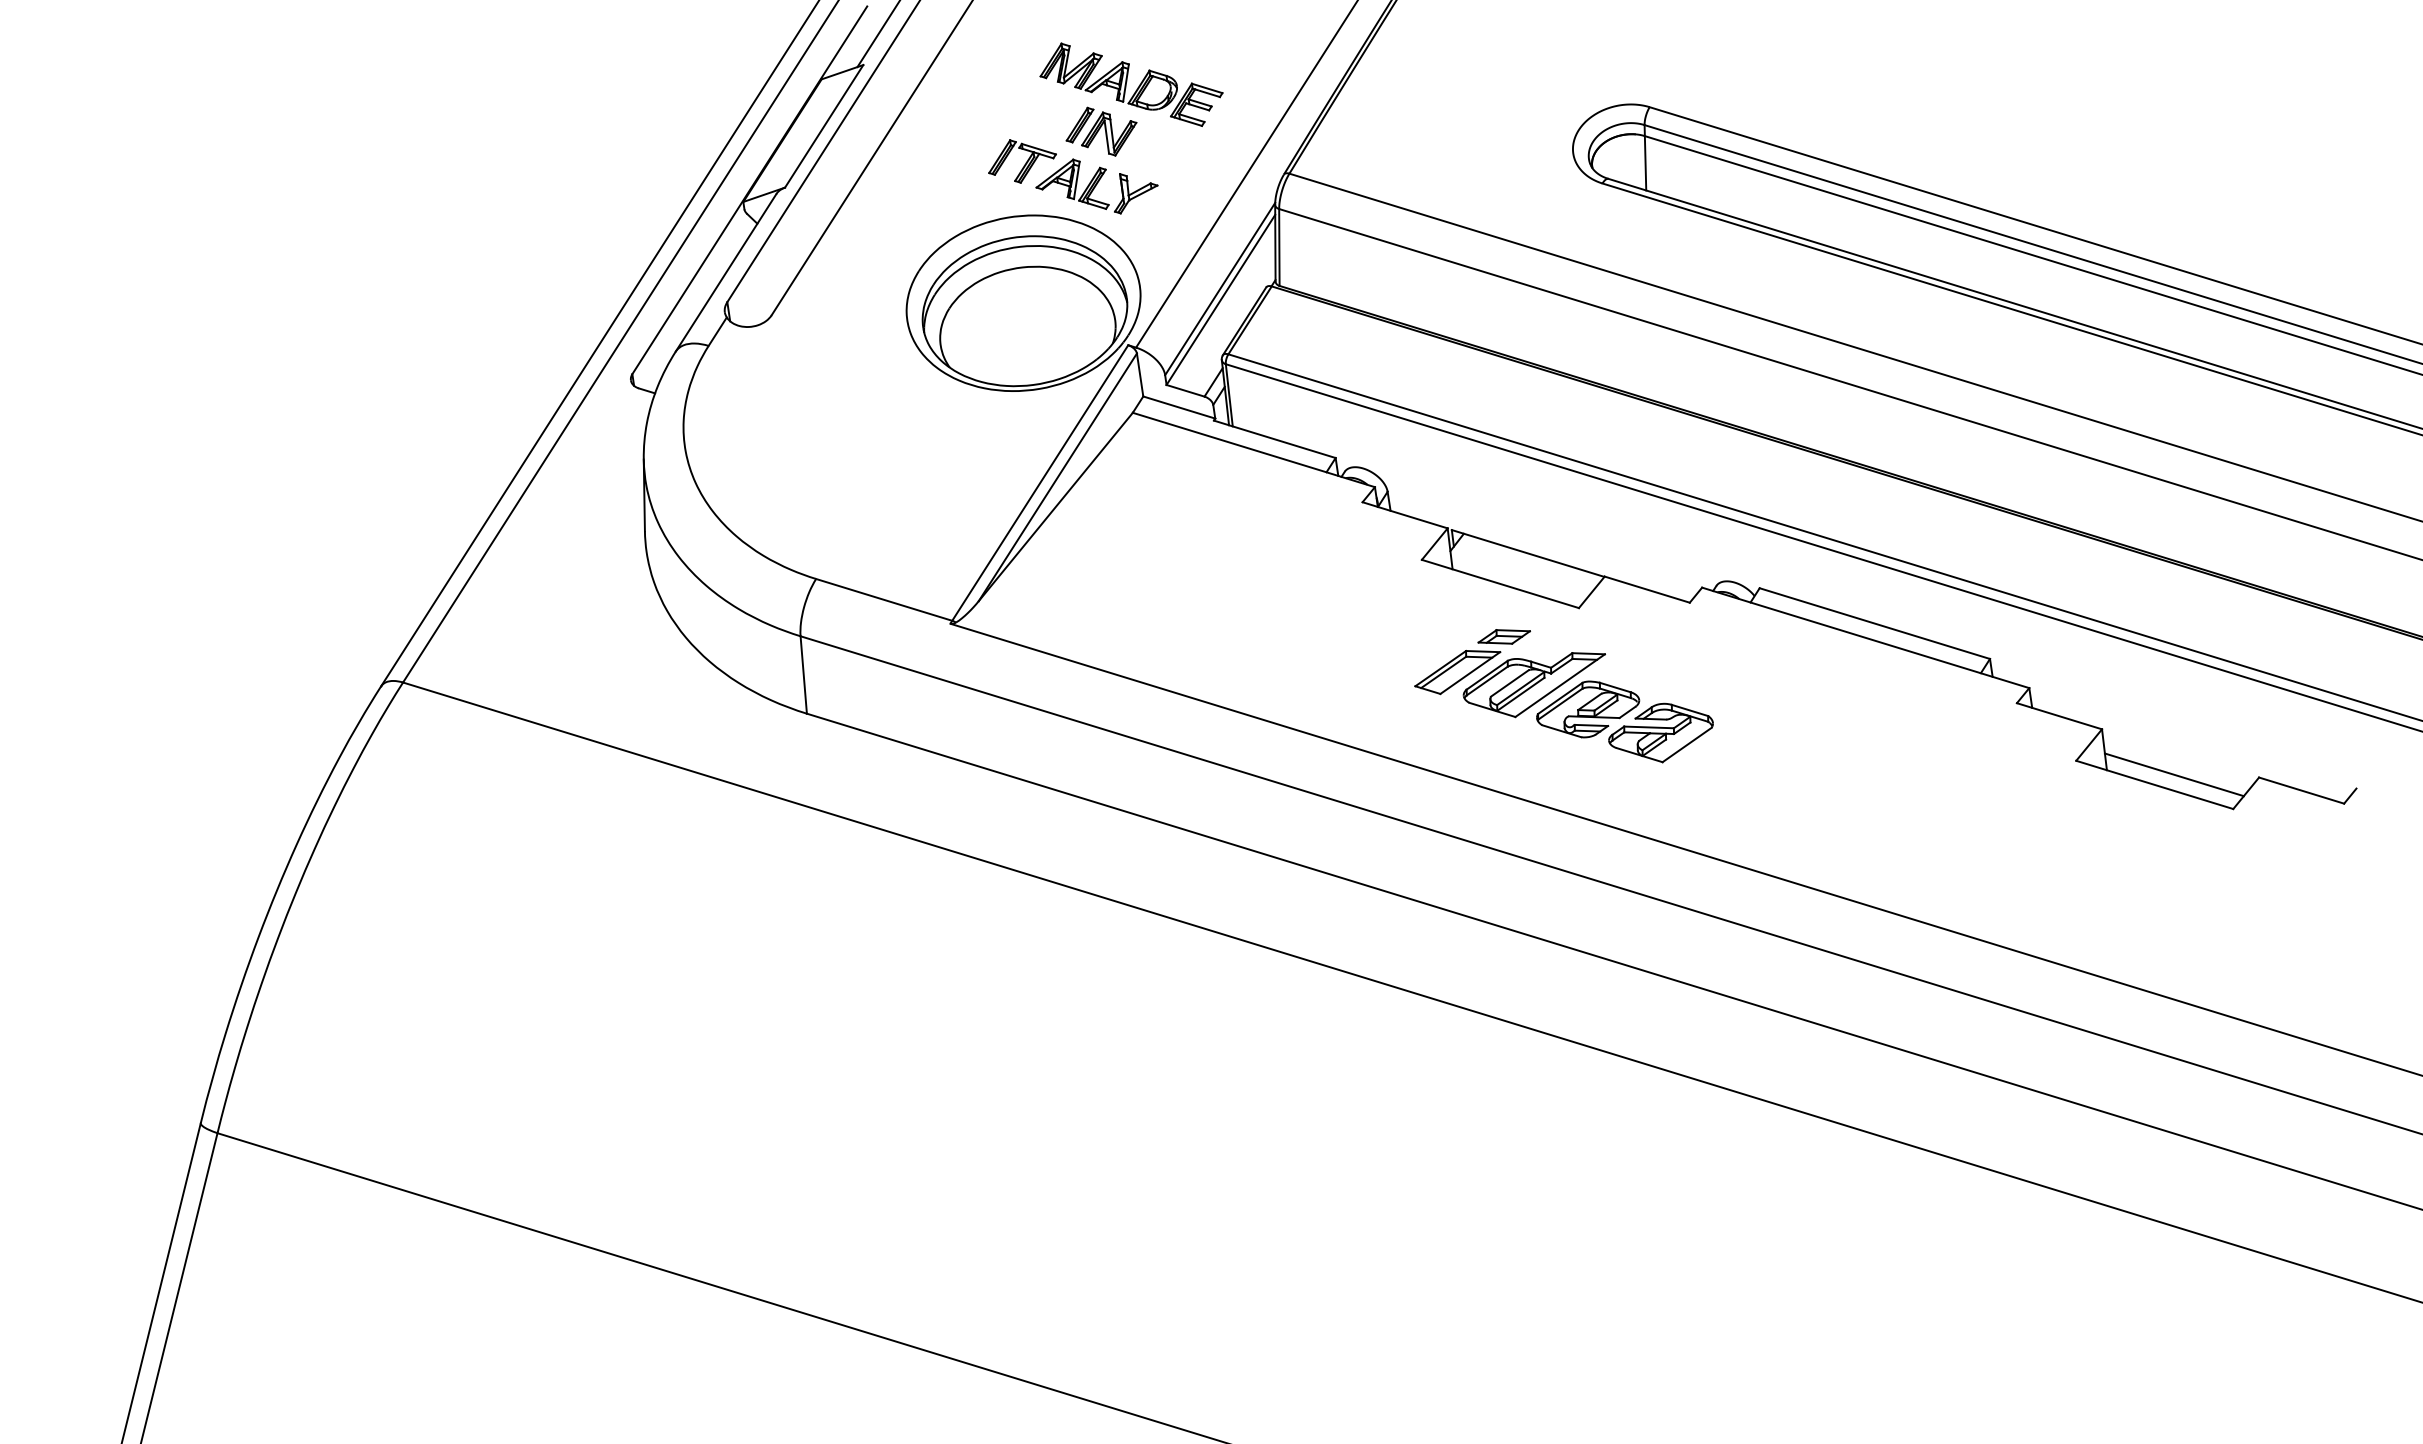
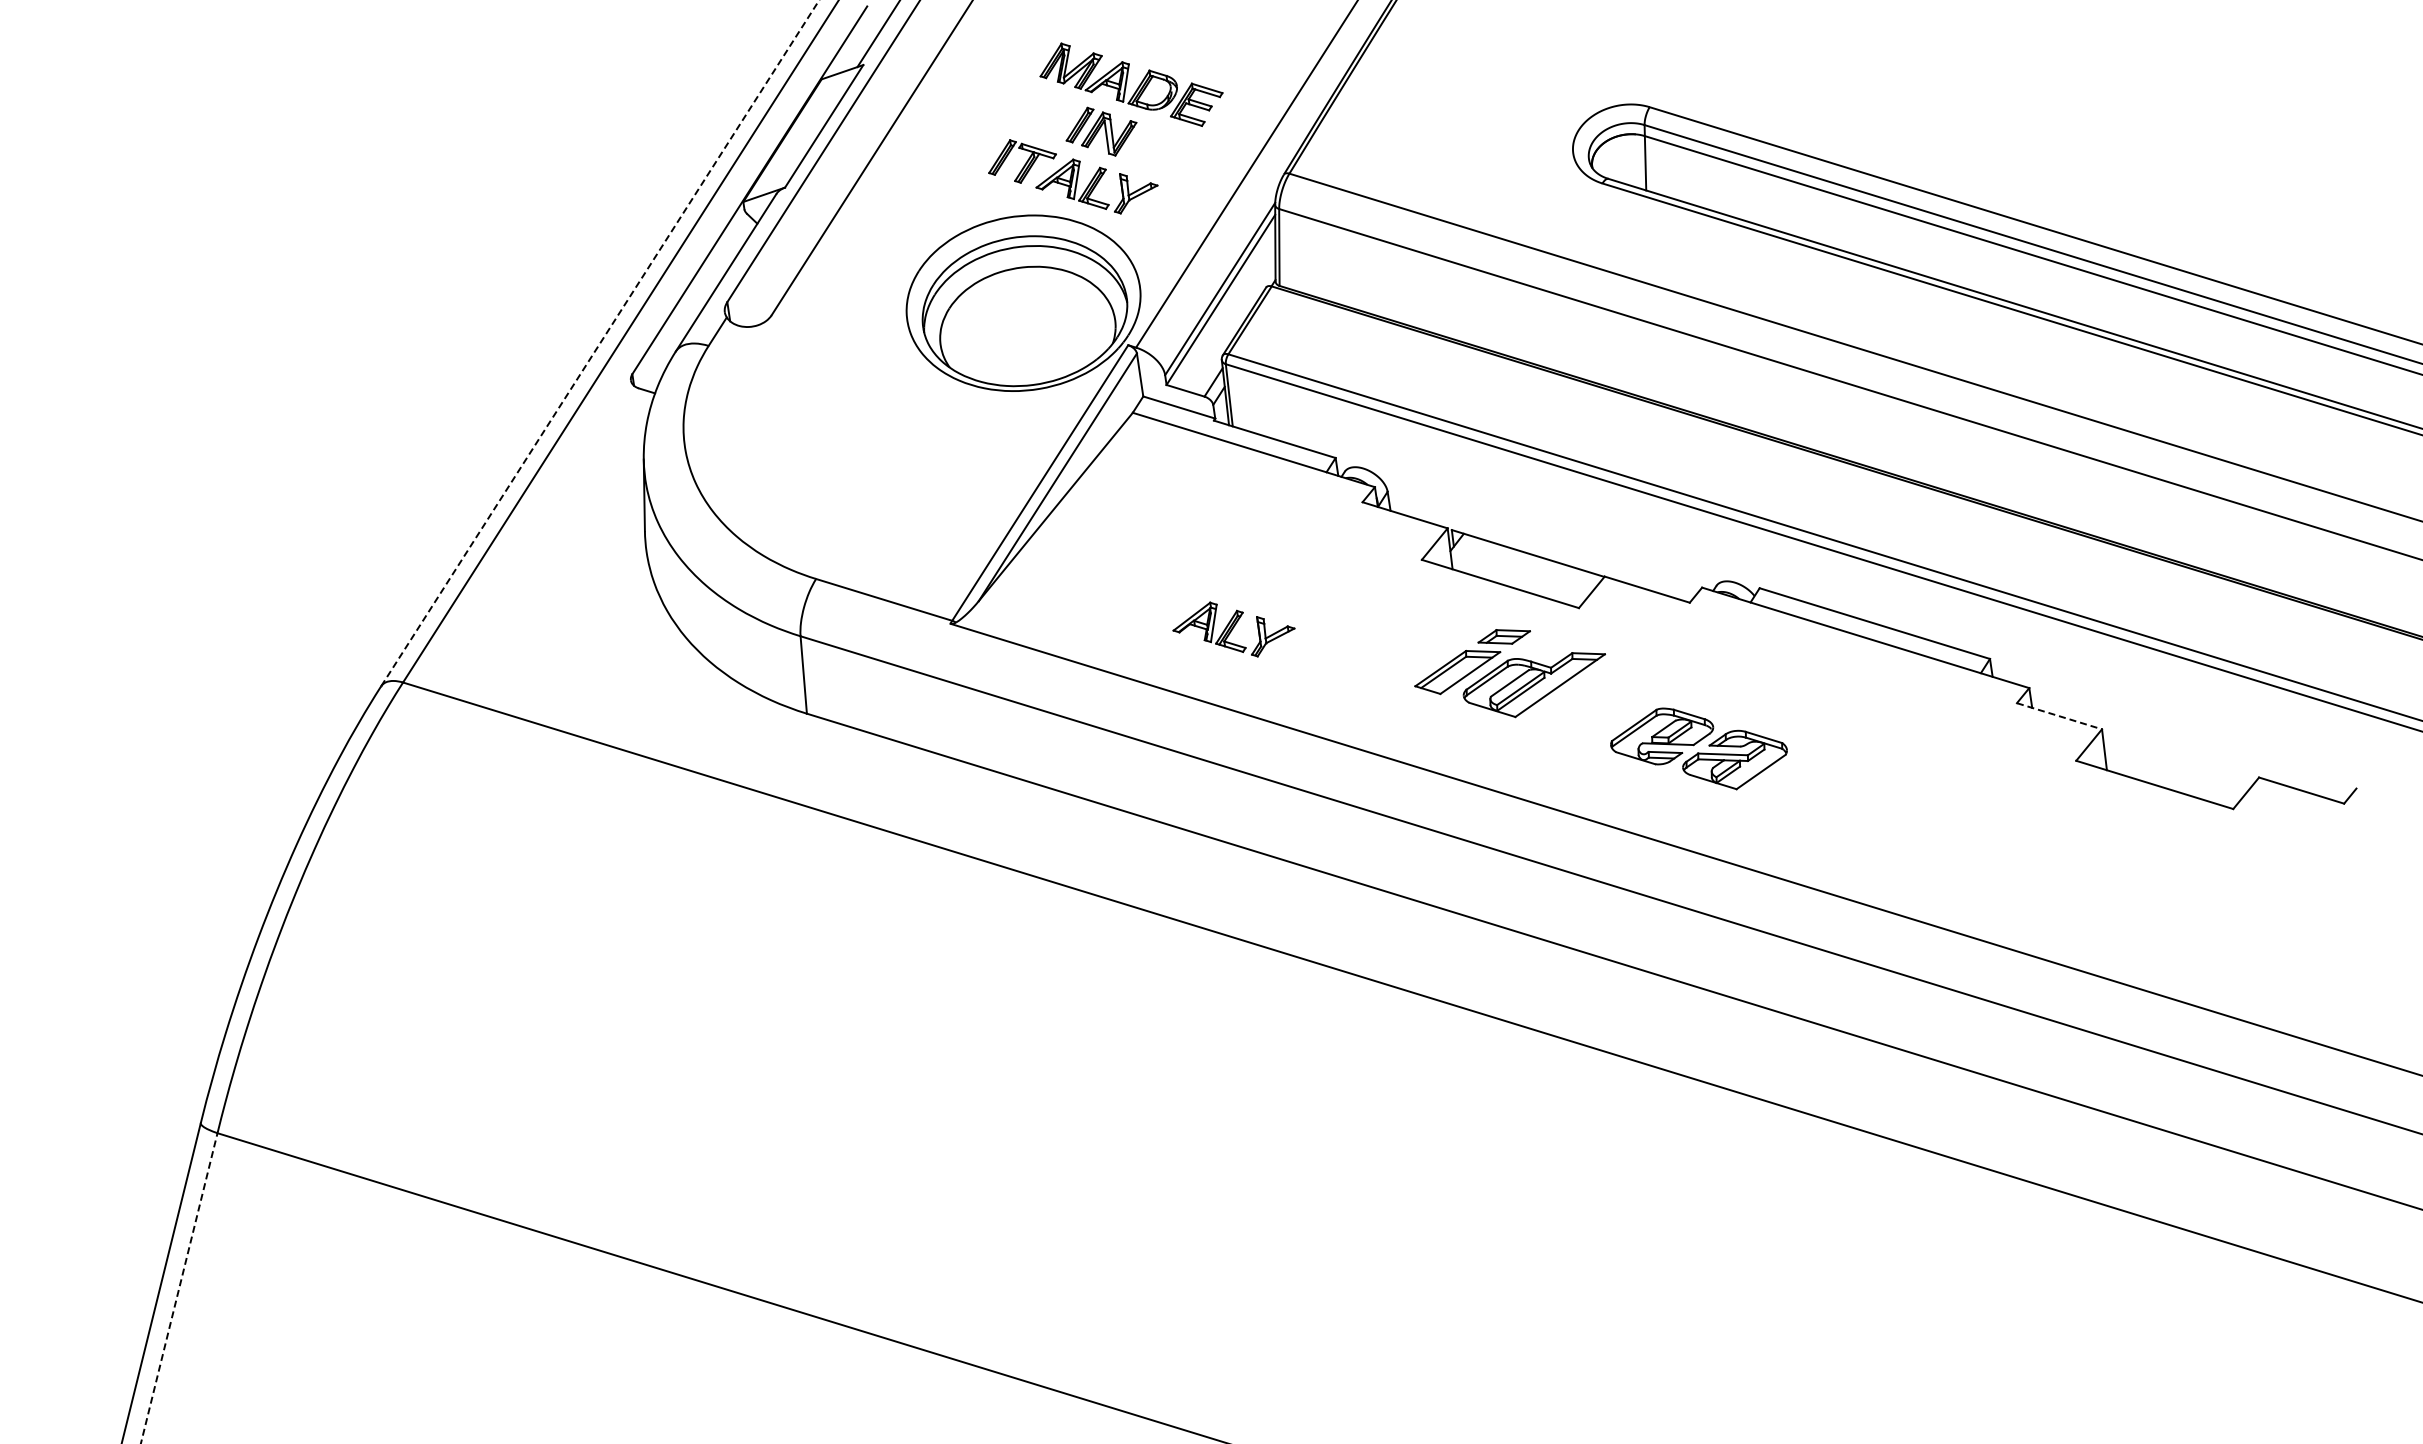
line: solid -> dashed (600, 343)
part: none -> present (1233, 629)
line: solid -> dashed (2059, 716)
part position: (1624, 721) -> (1698, 748) (1698, 748)
line: present -> none (2173, 774)
line: solid -> dashed (179, 1288)
